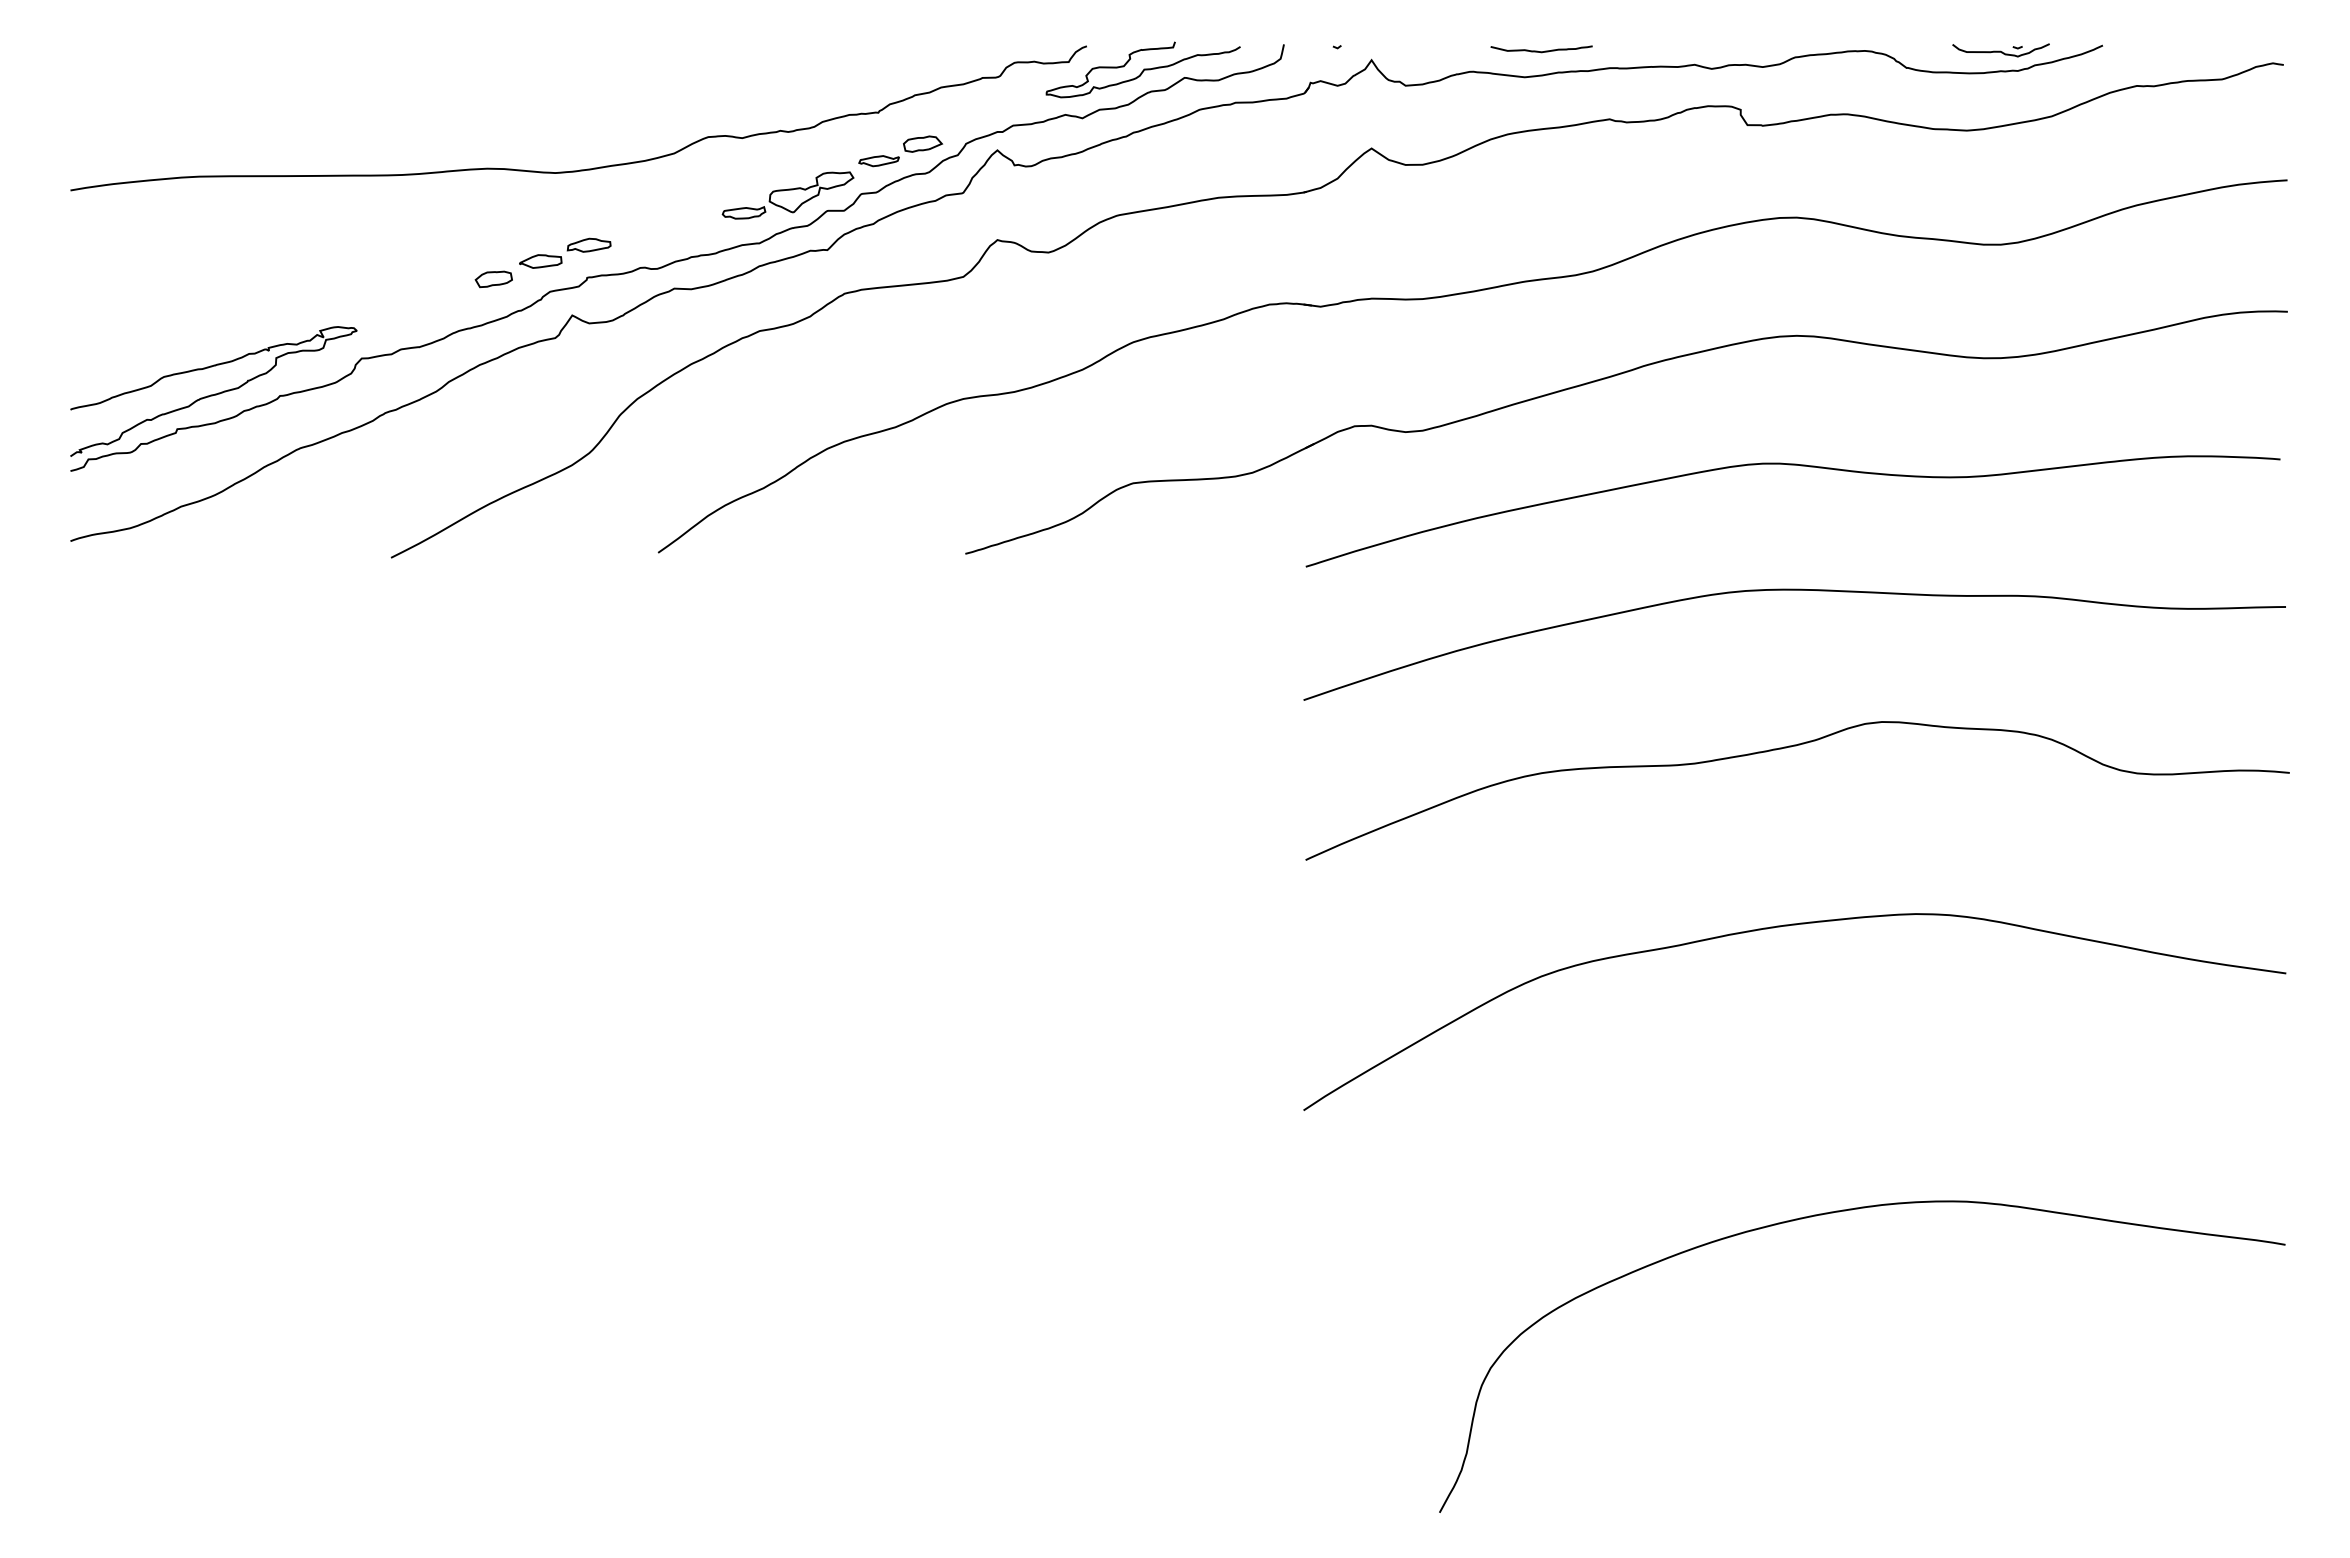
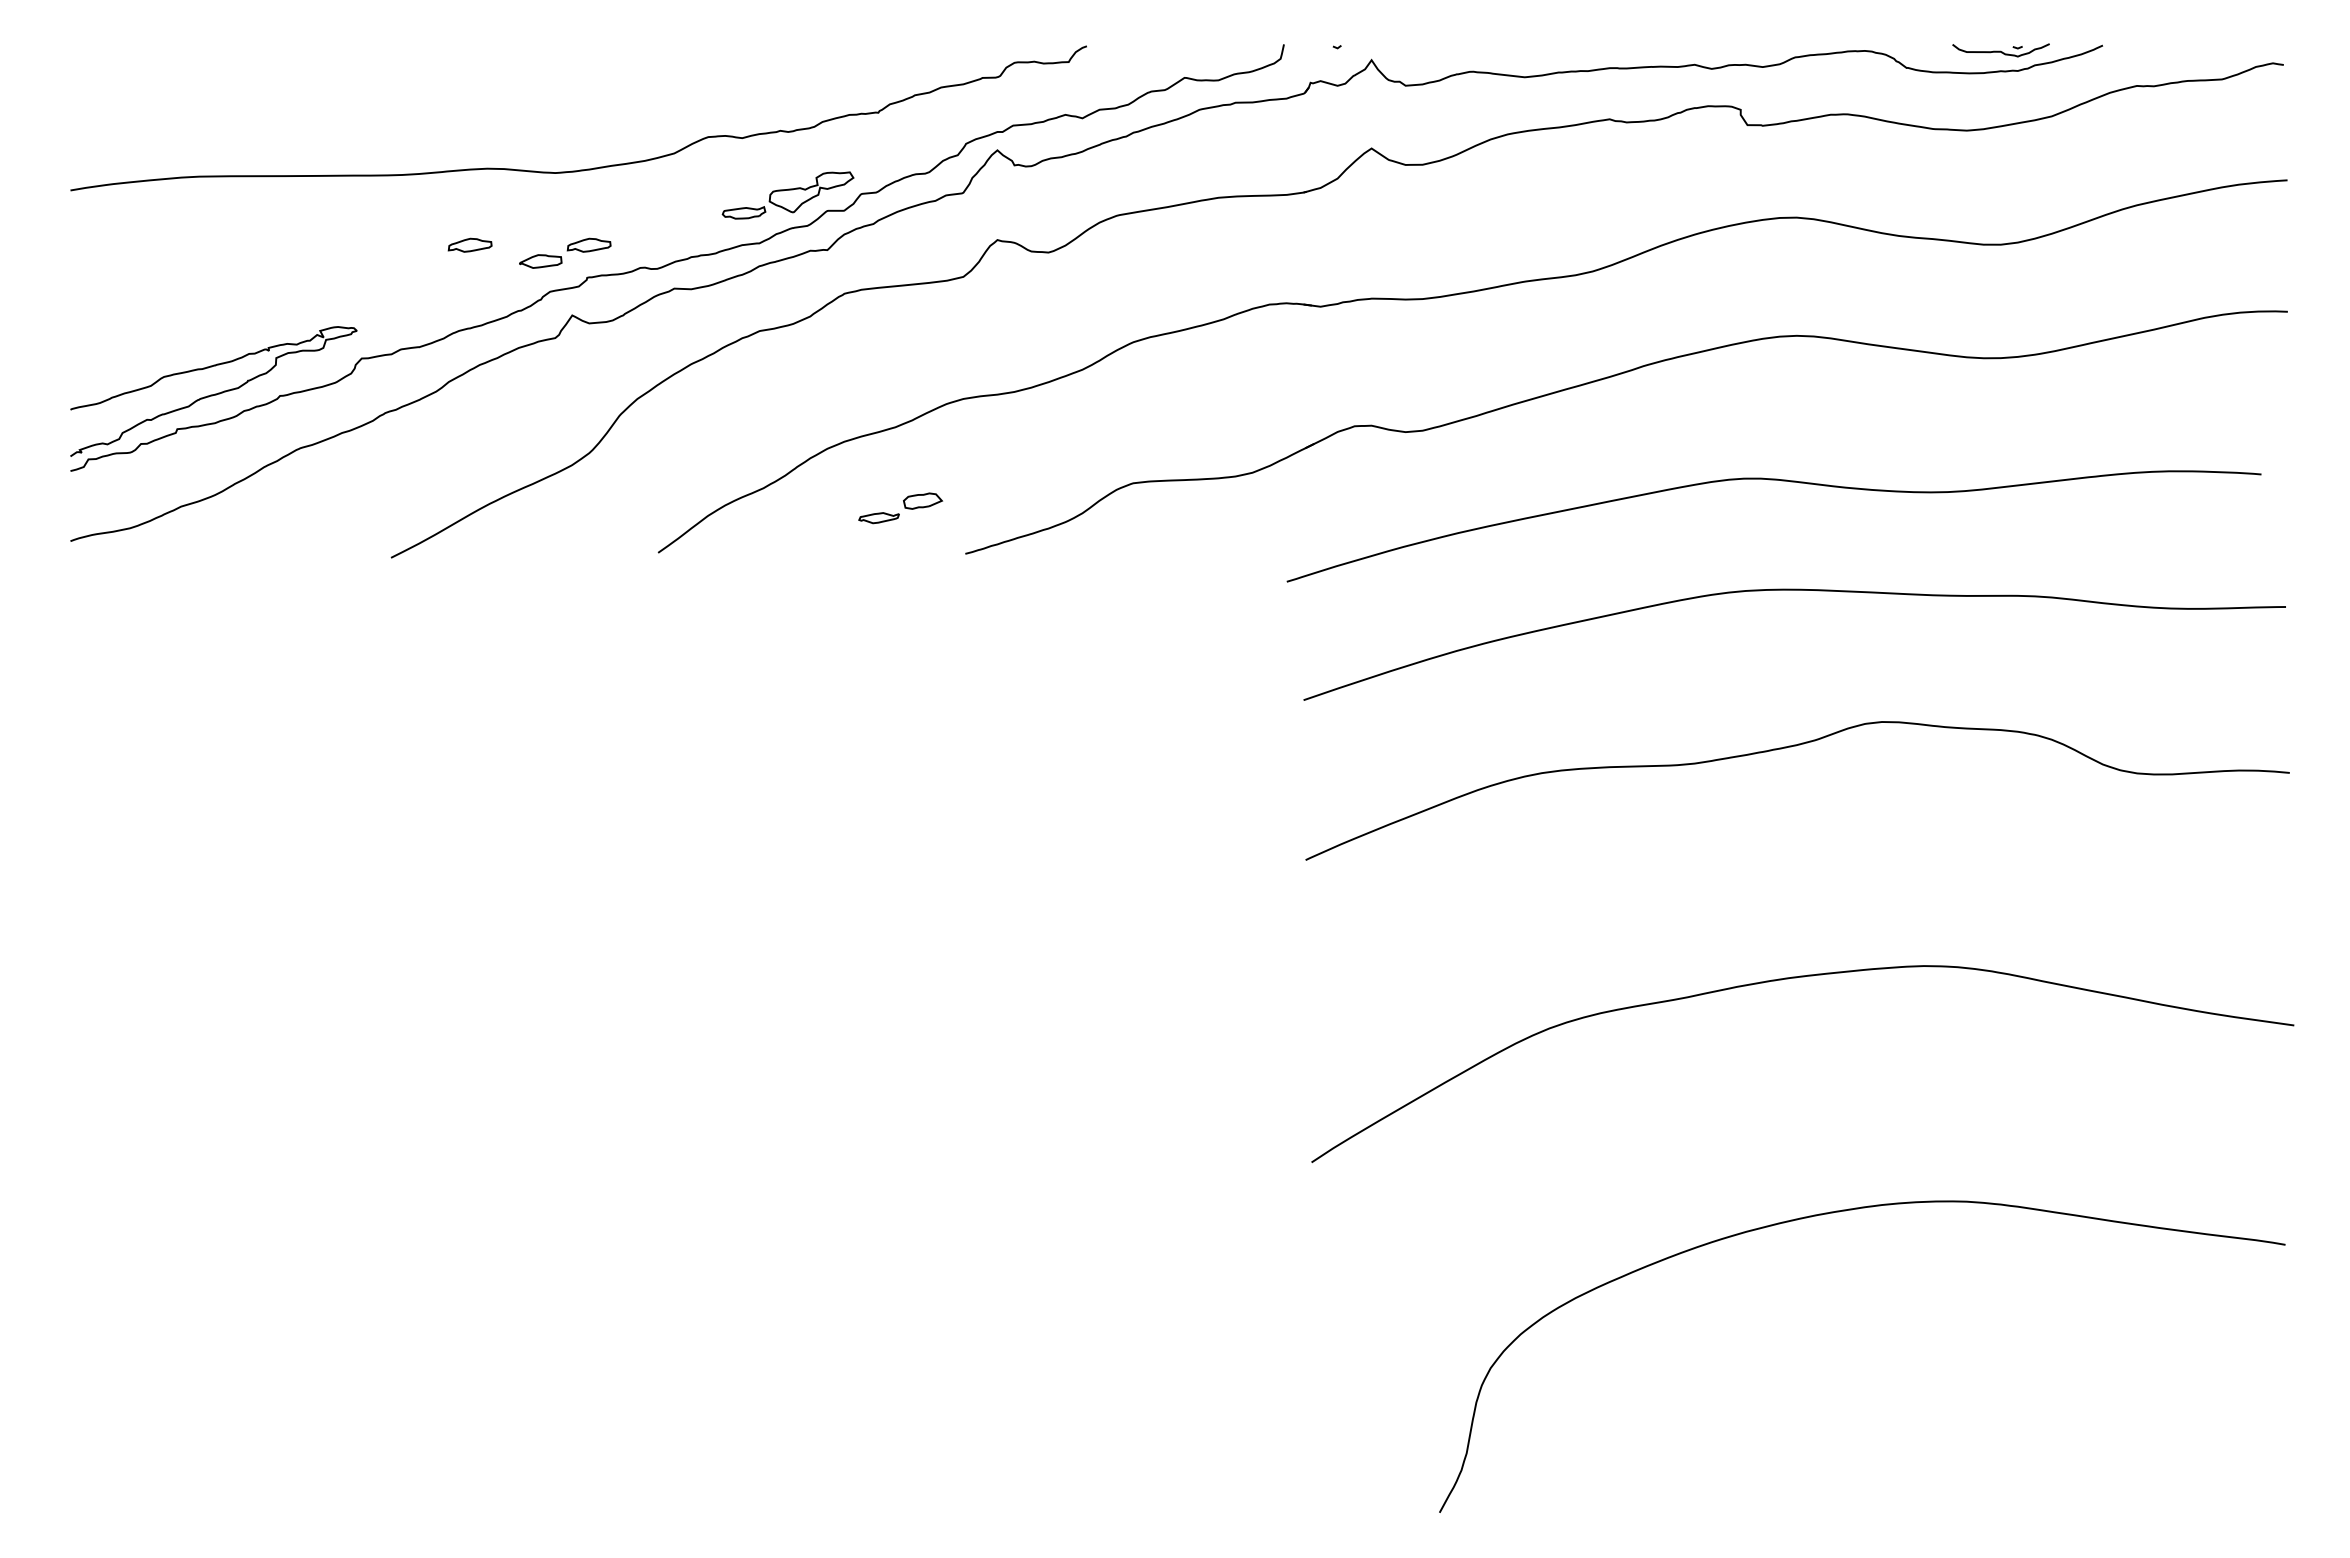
curve: present -> none (1541, 51)
curve: present -> none (1143, 69)
part position: (900, 151) -> (900, 508) (900, 508)
part: none -> present (469, 244)
part: present -> none (493, 279)
curve position: (1800, 466) -> (1781, 481) (1781, 481)
curve position: (1780, 927) -> (1788, 979) (1788, 979)
